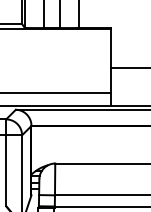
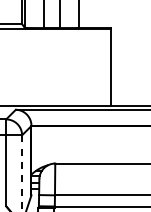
line: present -> none (128, 68)
line: present -> none (56, 92)
line: solid -> dashed (22, 174)
